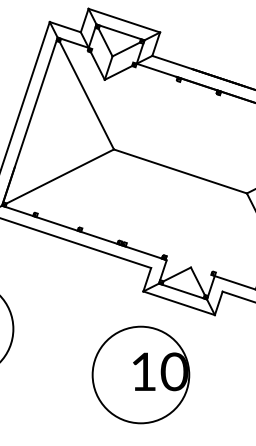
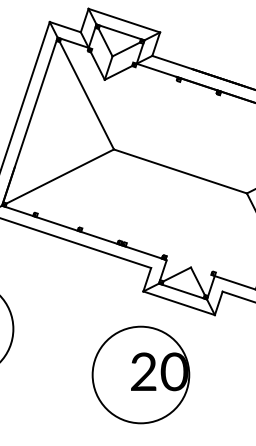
text: 10 -> 20 (143, 371)
